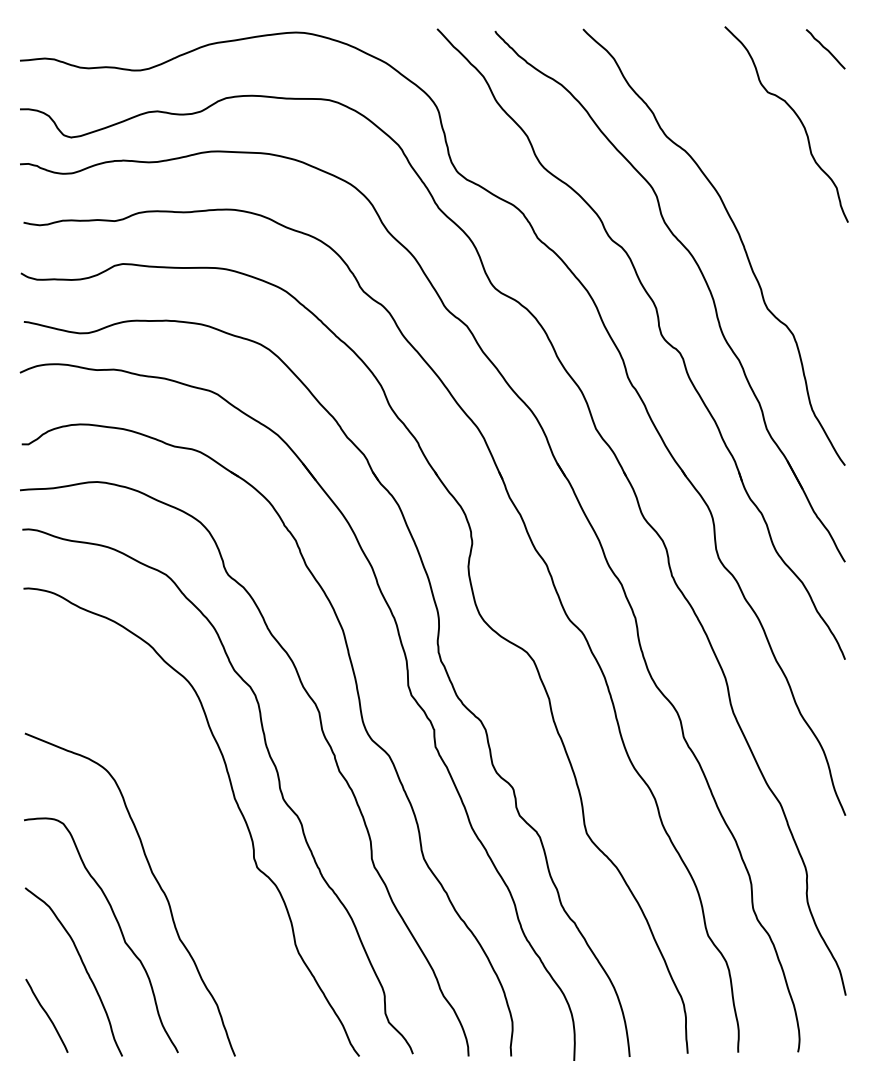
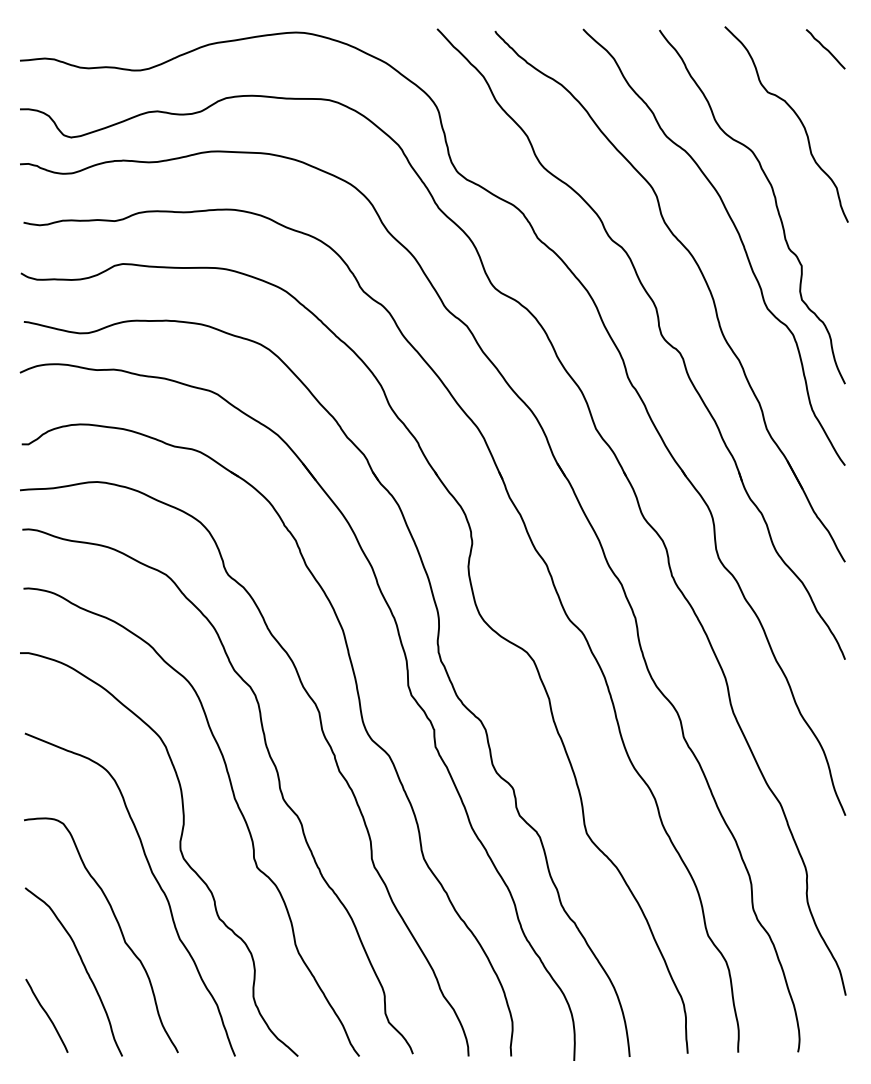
curve: none -> present (774, 200)
curve: none -> present (179, 850)
